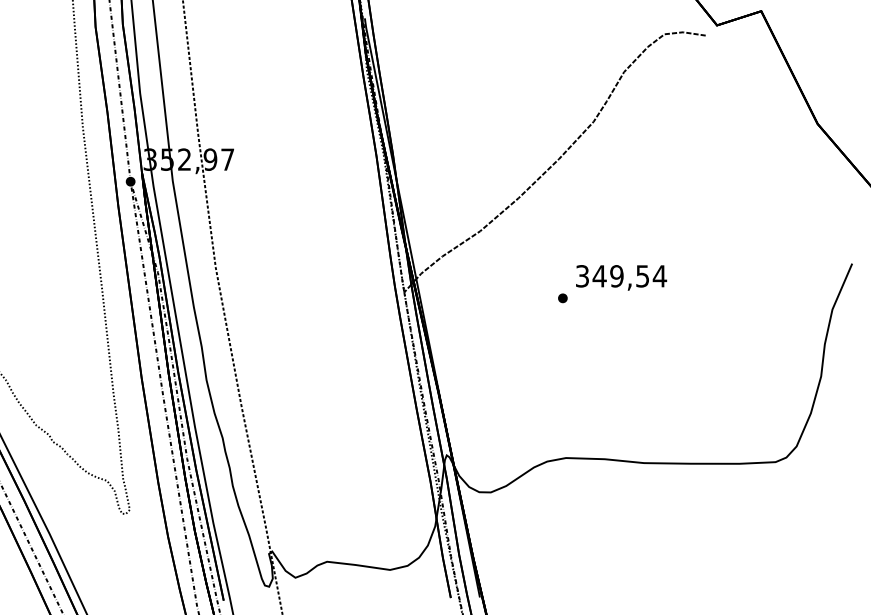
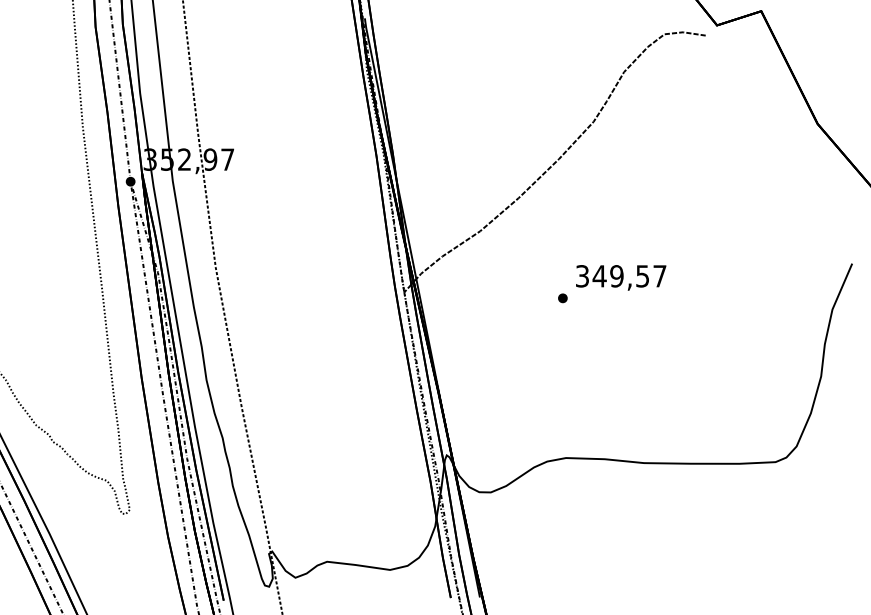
text: 349,54 -> 349,57 (659, 276)
